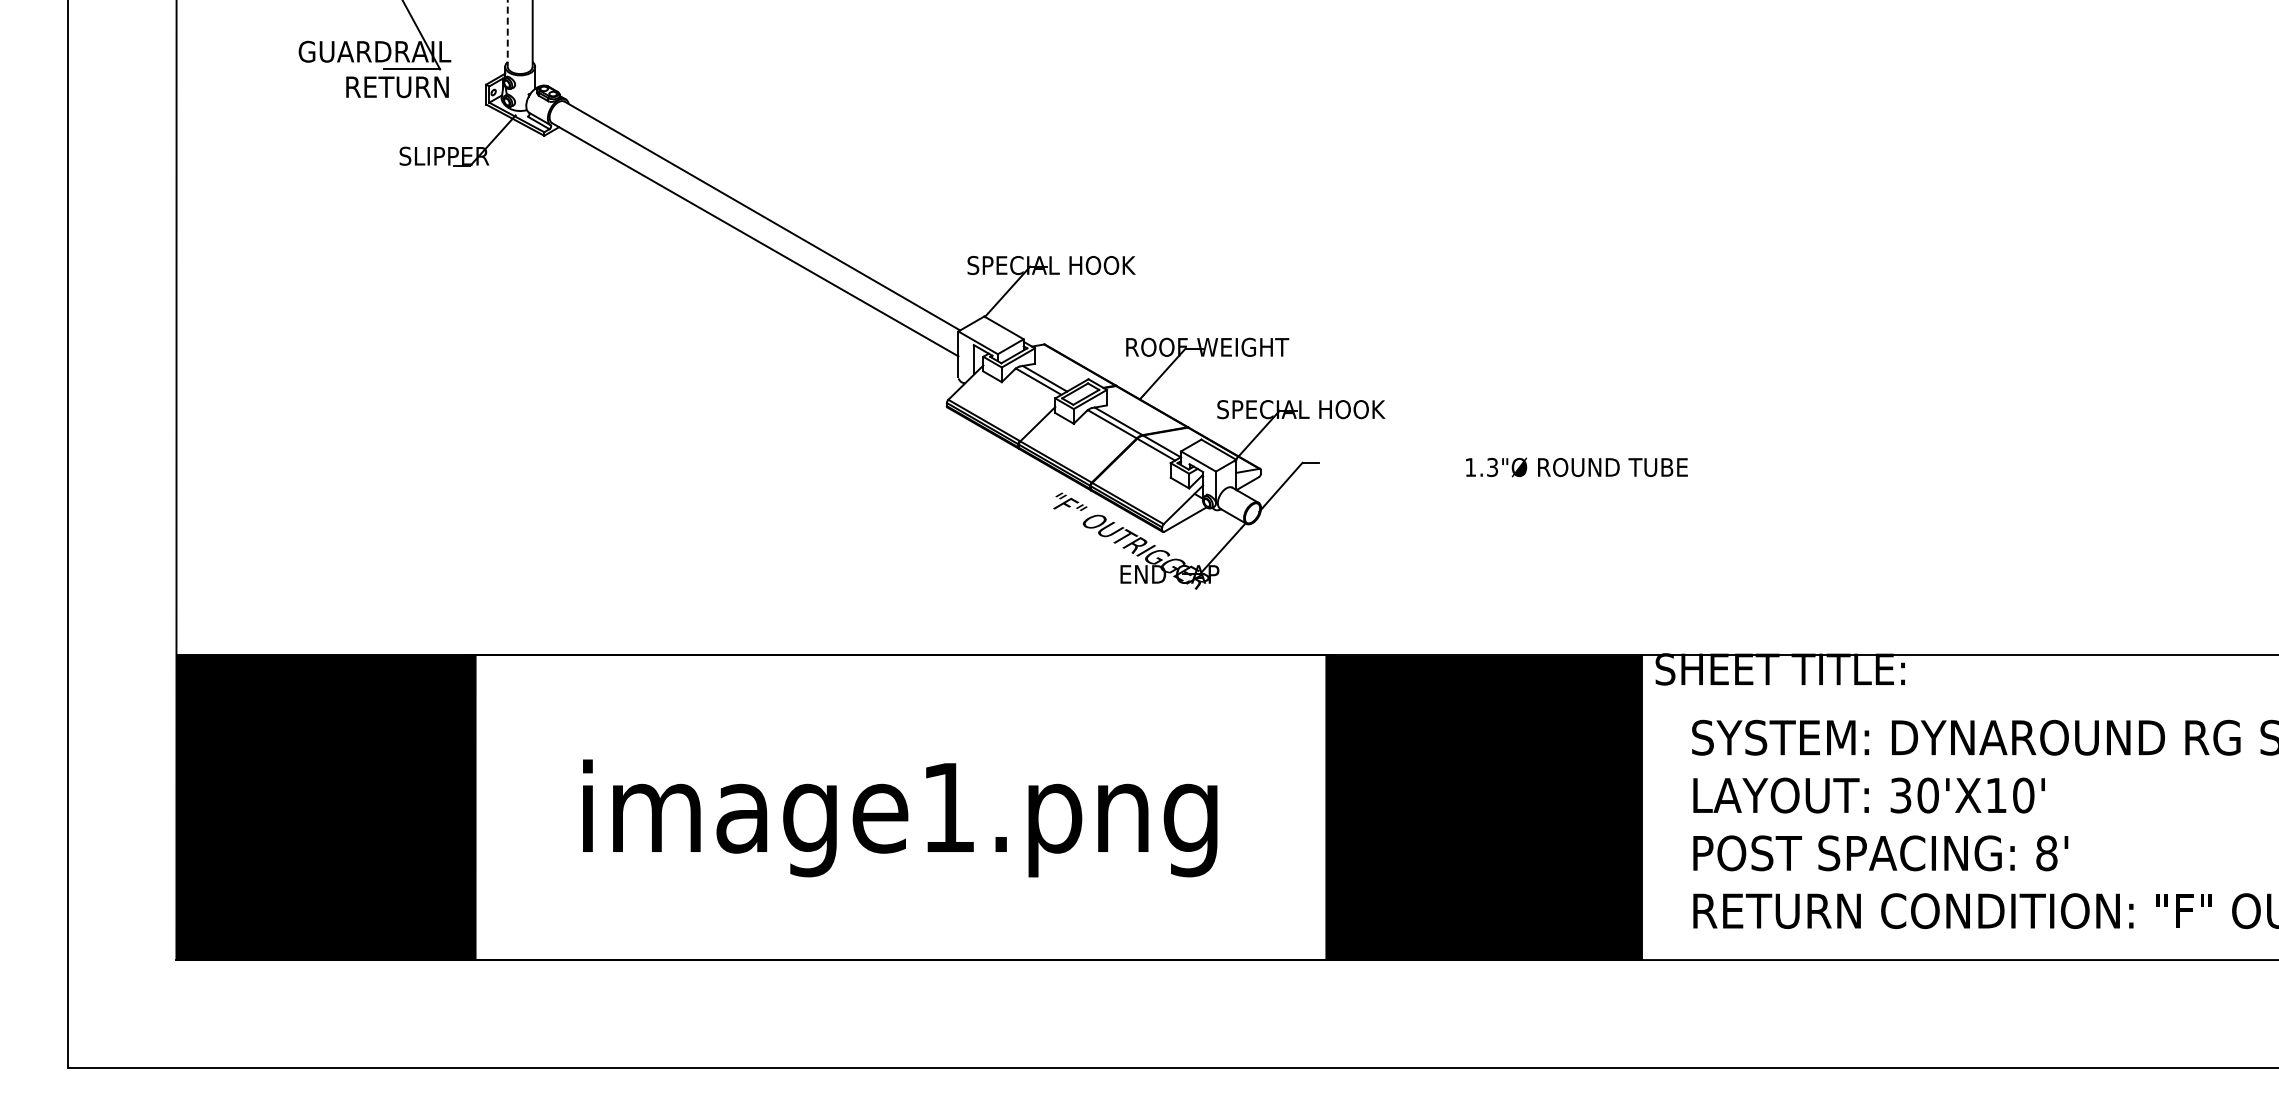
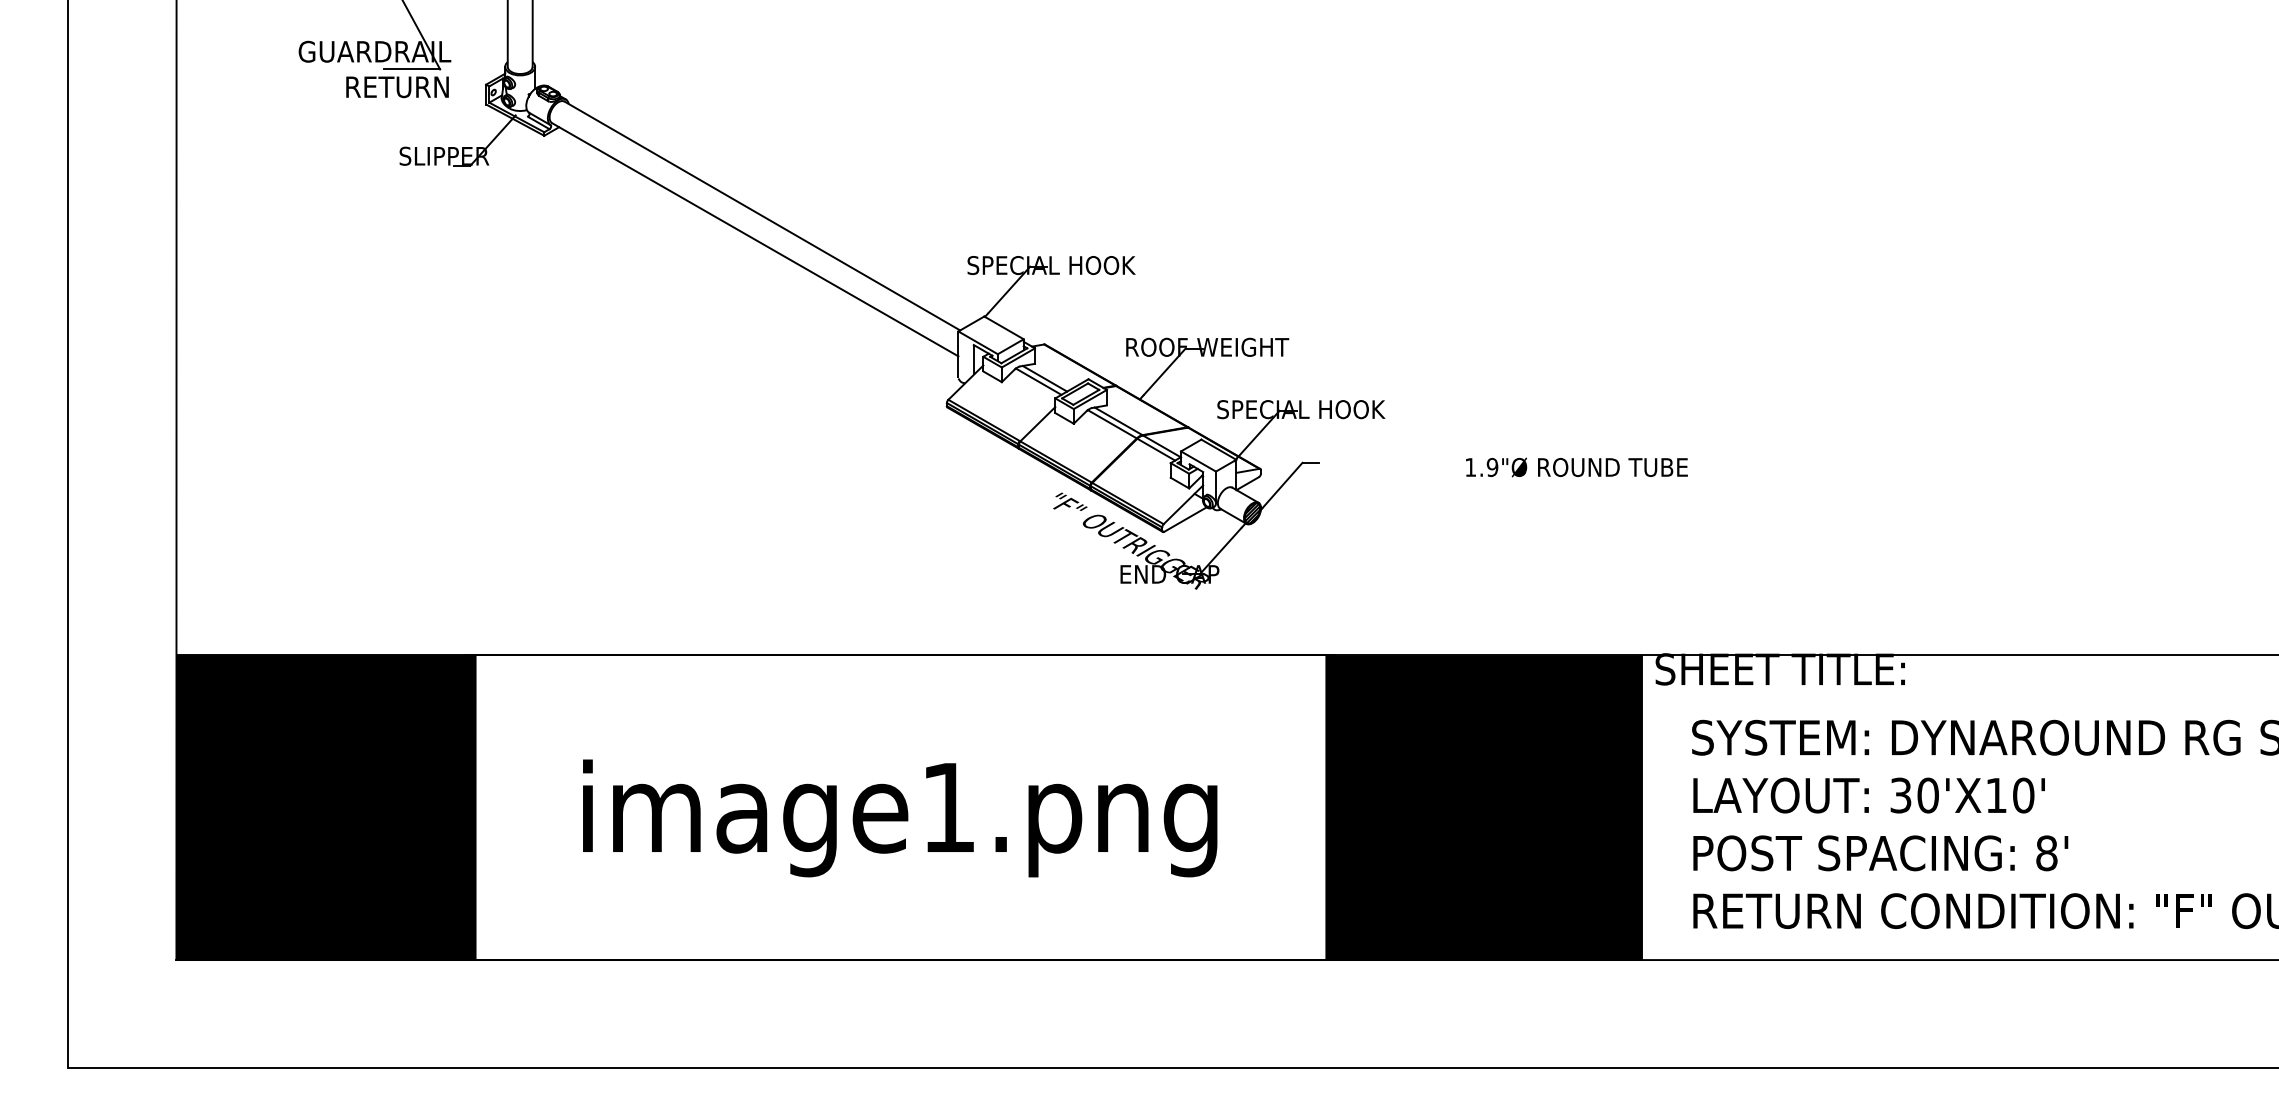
line: dashed -> solid (507, 34)
text: 1.3"Ø -> 1.9"Ø (1492, 467)
hatch: none -> present (1252, 513)
